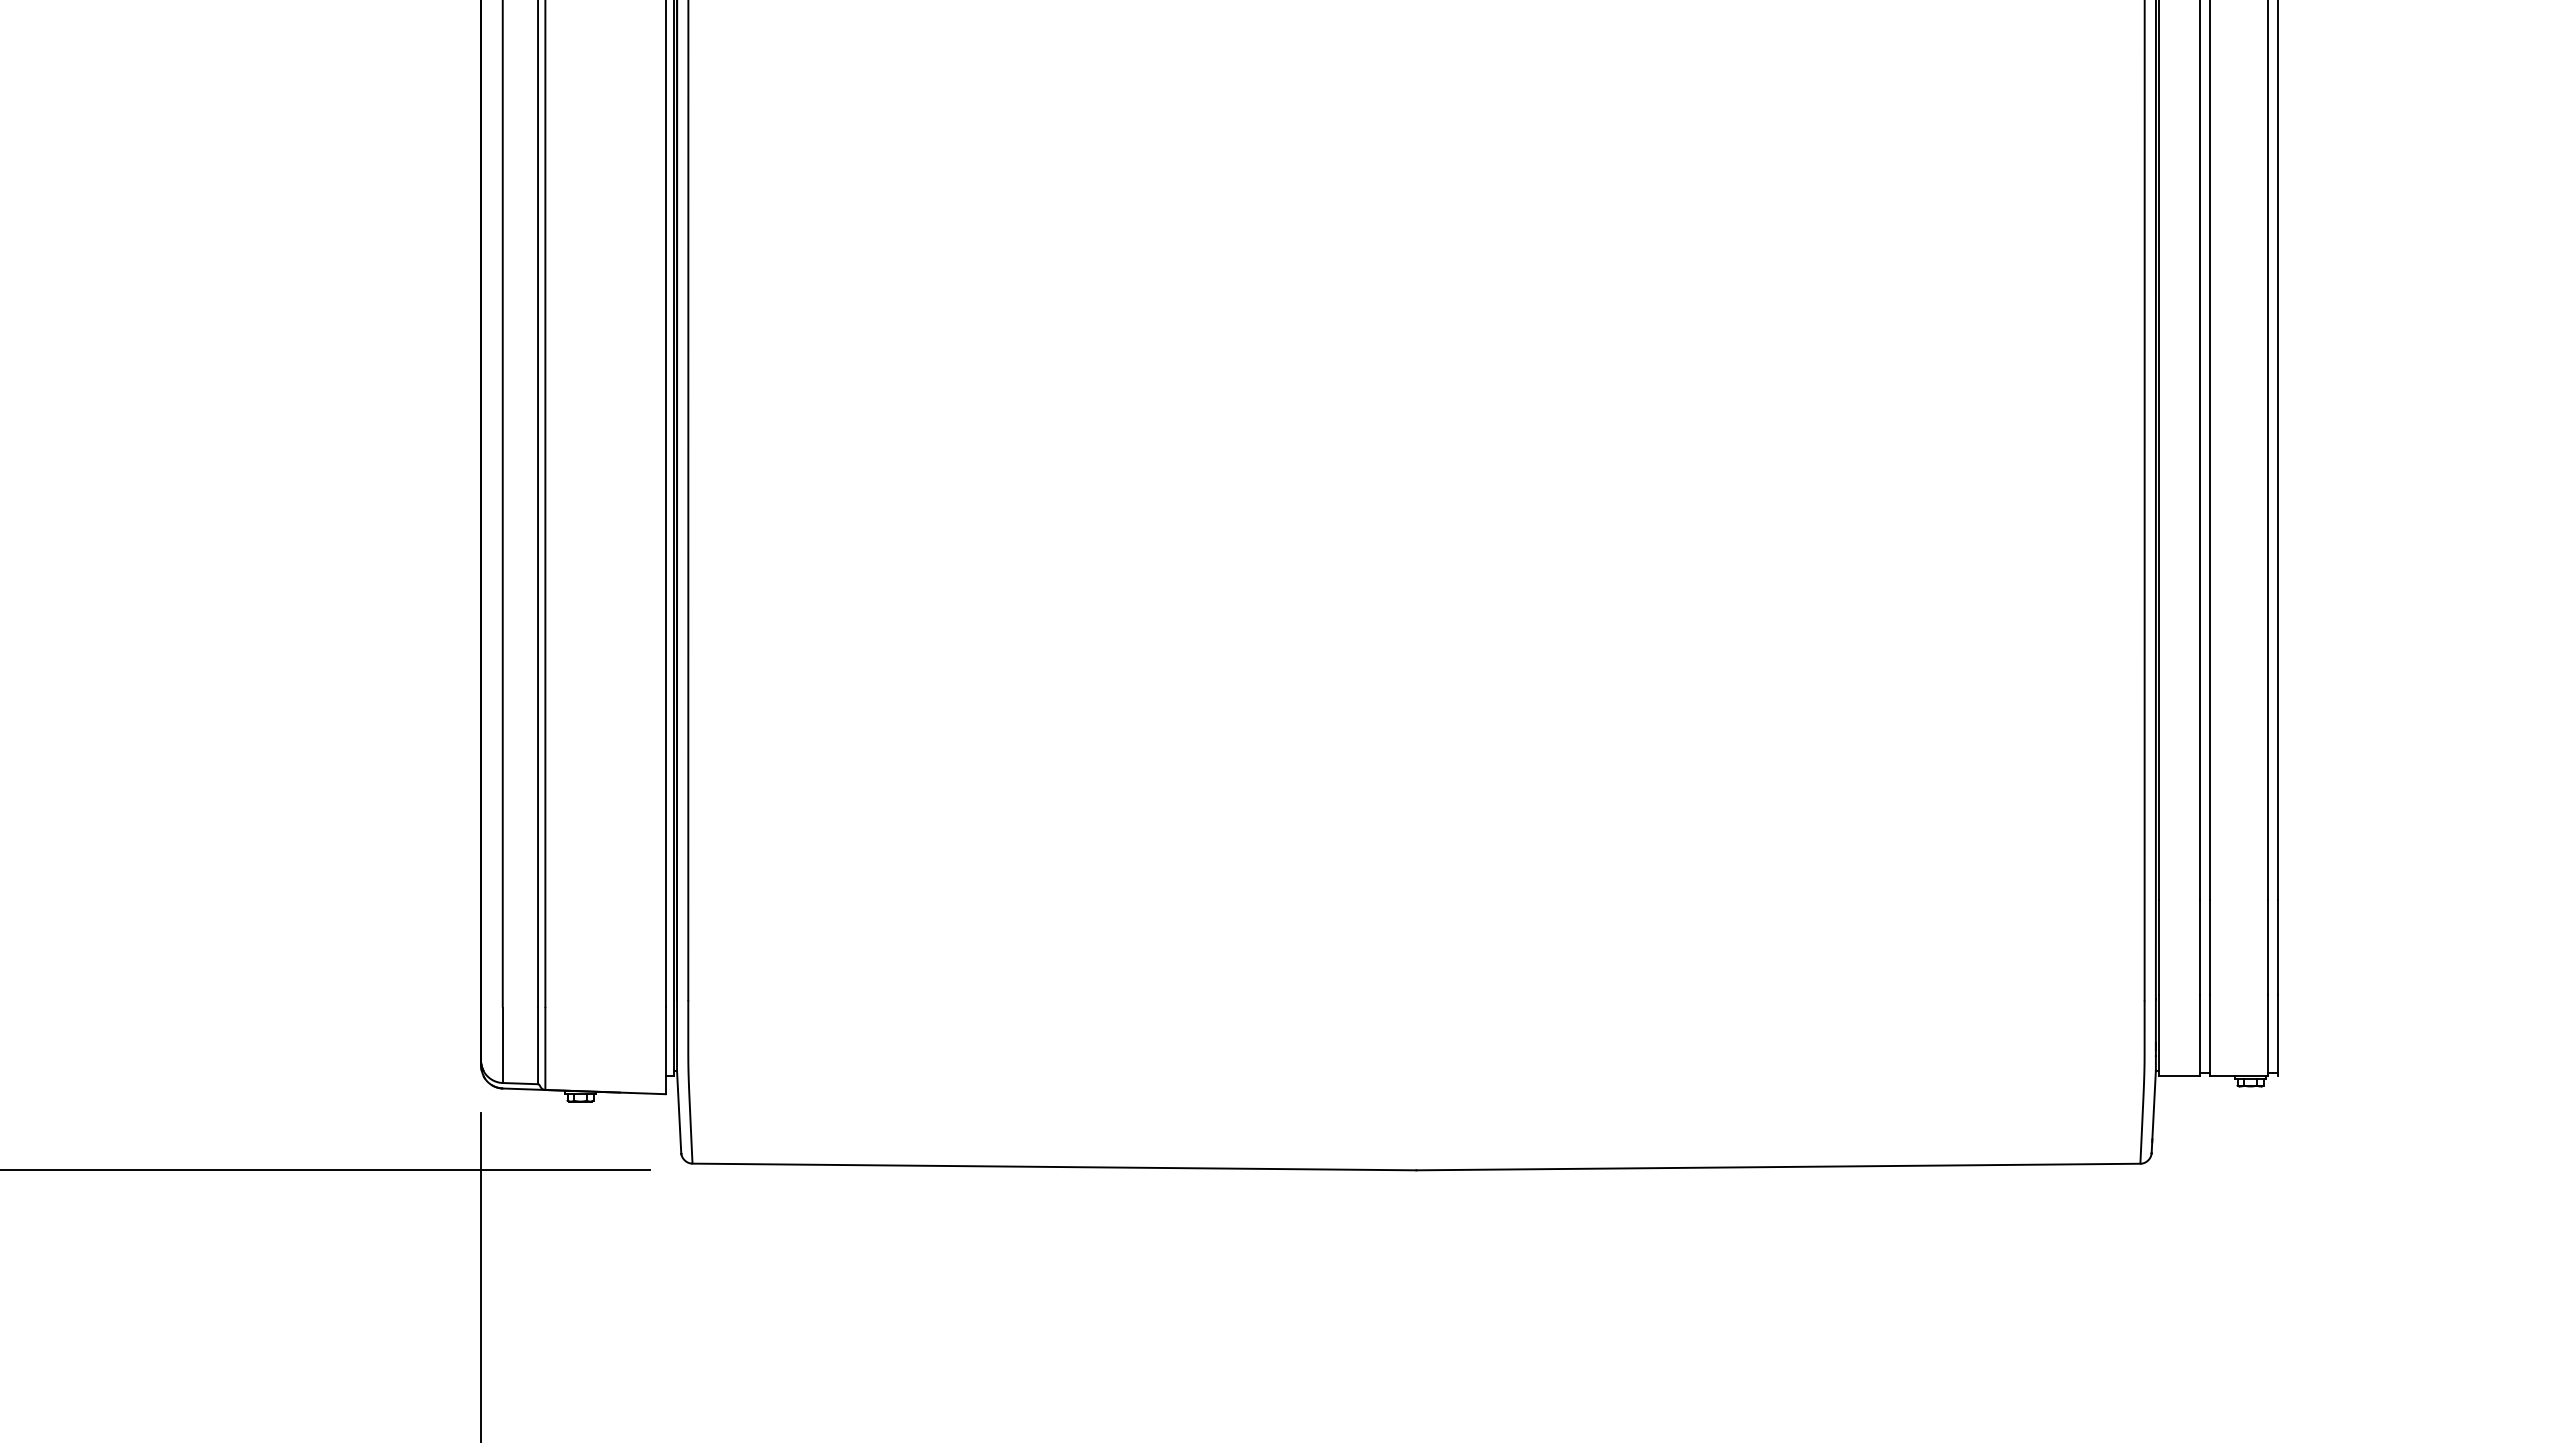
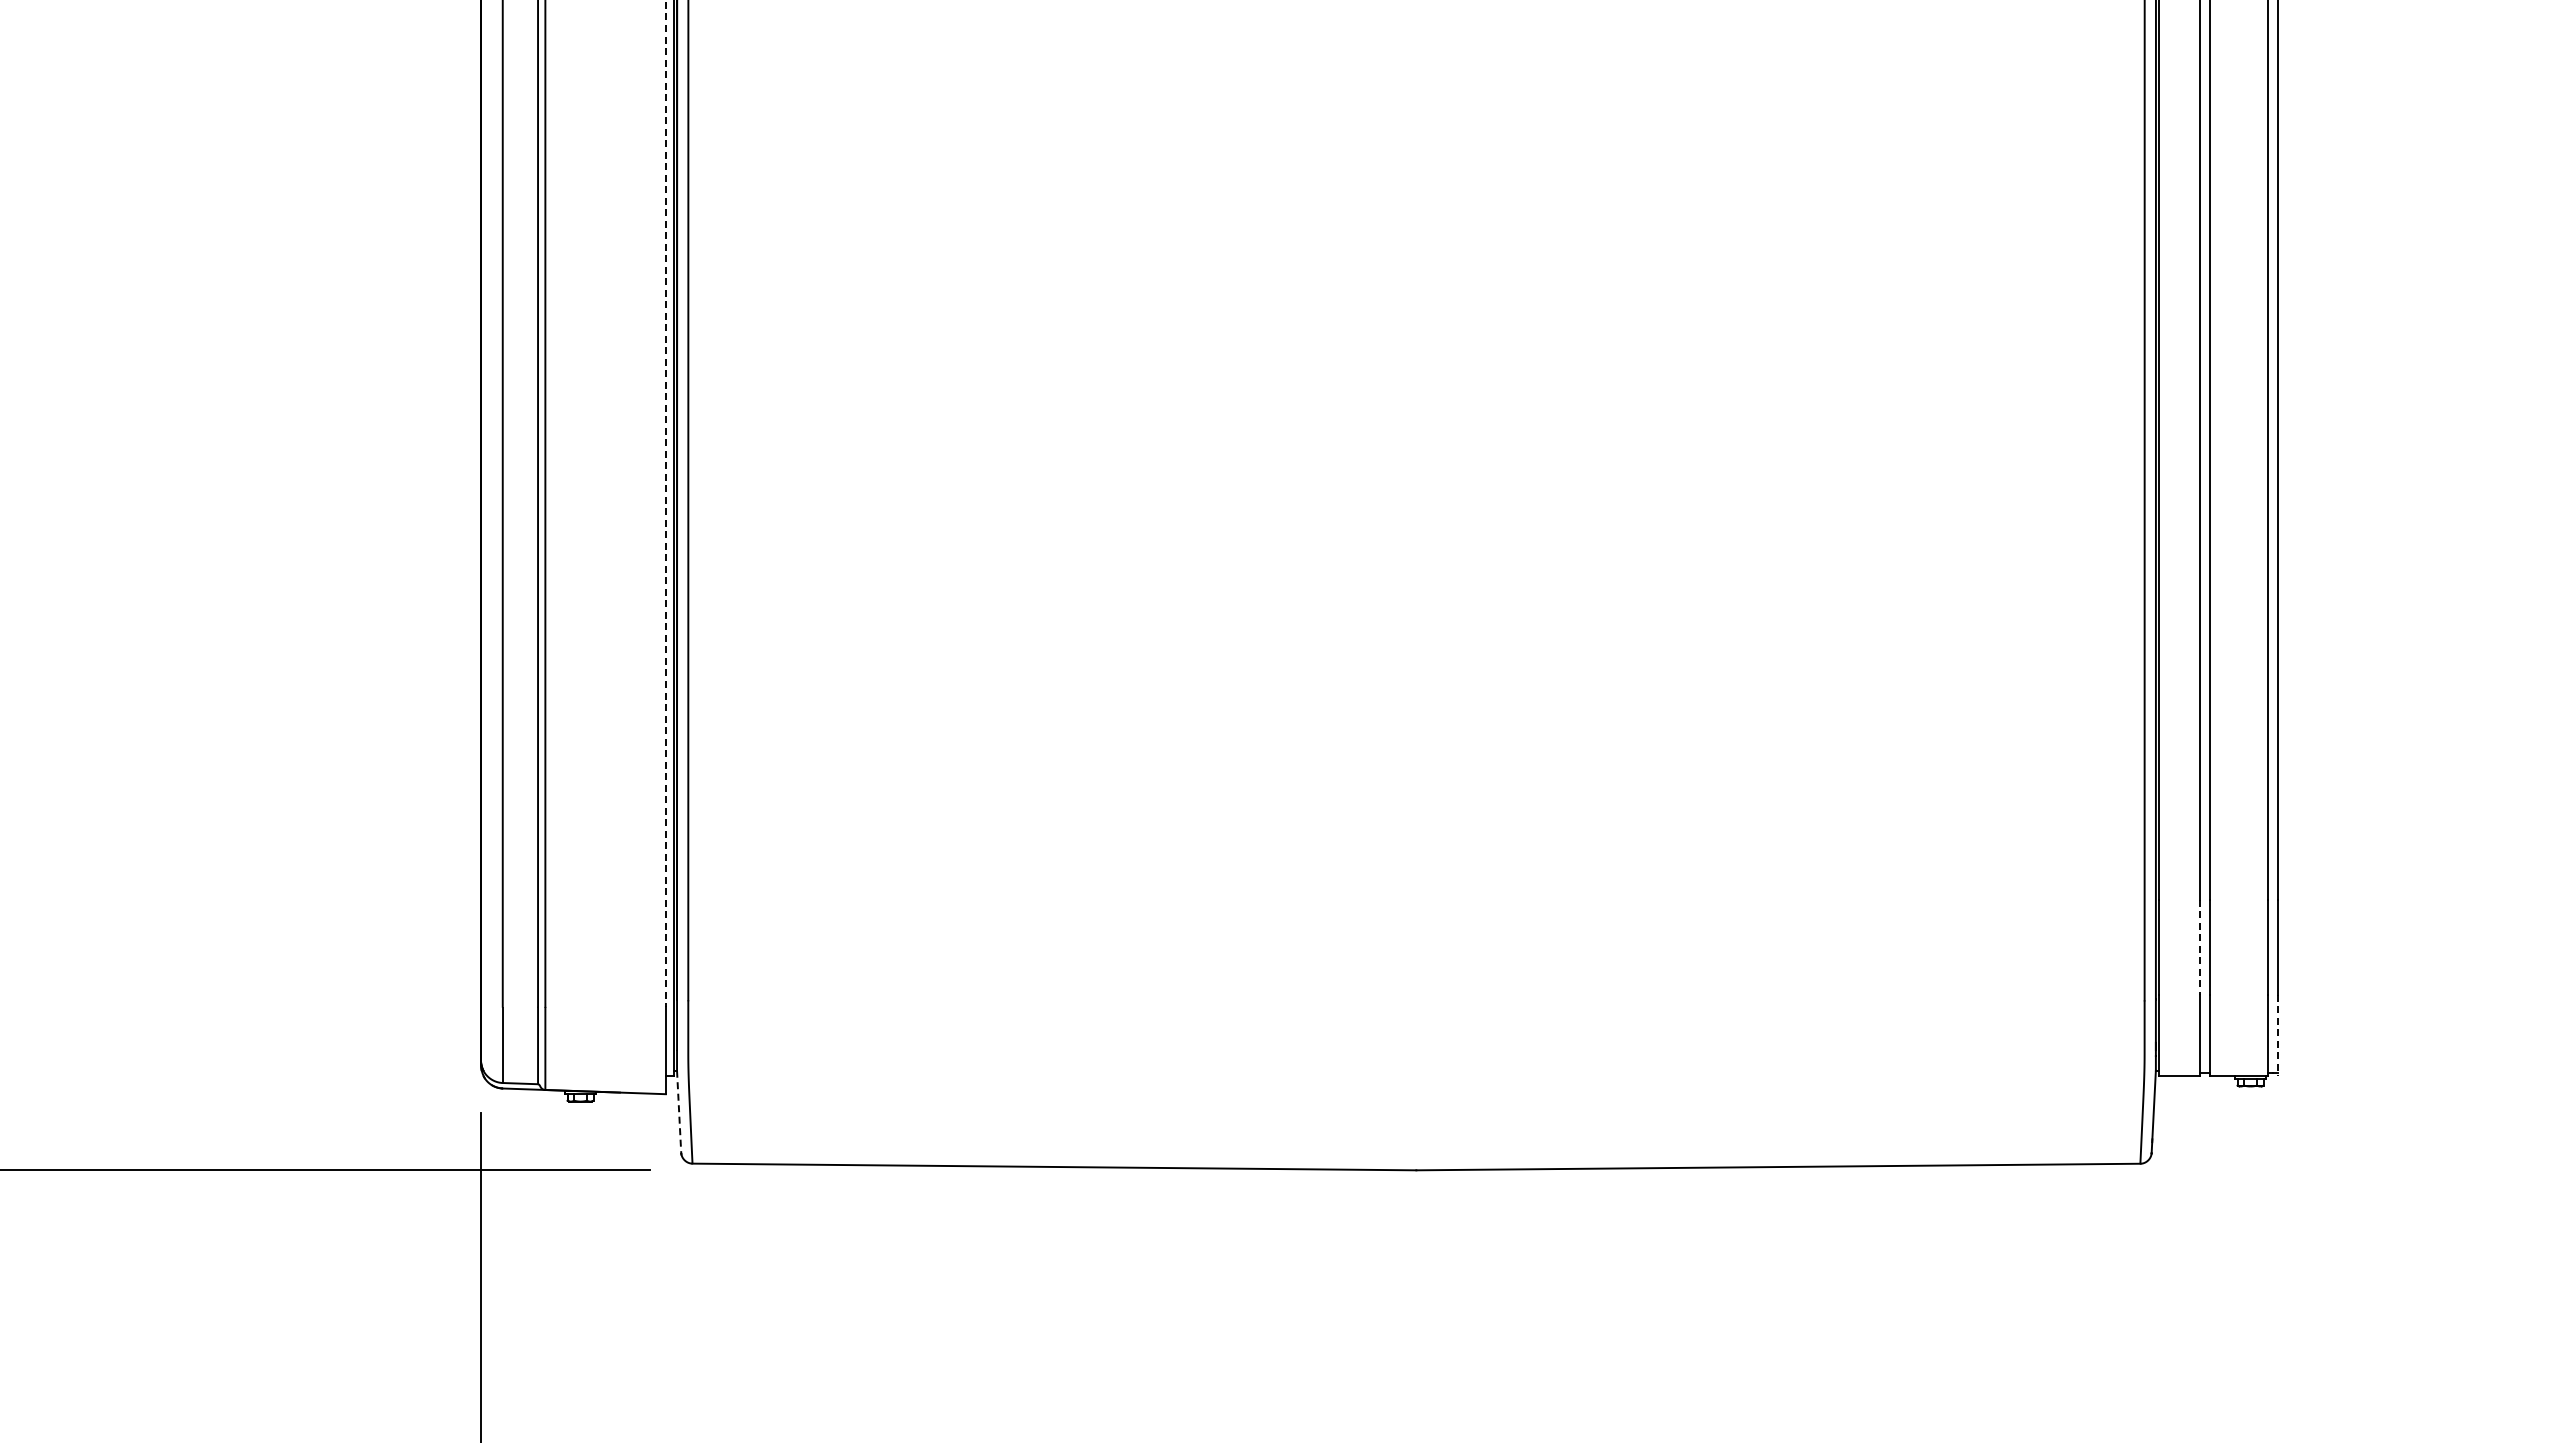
line: solid -> dashed (665, 504)
line: solid -> dashed (2200, 947)
line: solid -> dashed (2277, 1035)
line: solid -> dashed (679, 1112)
